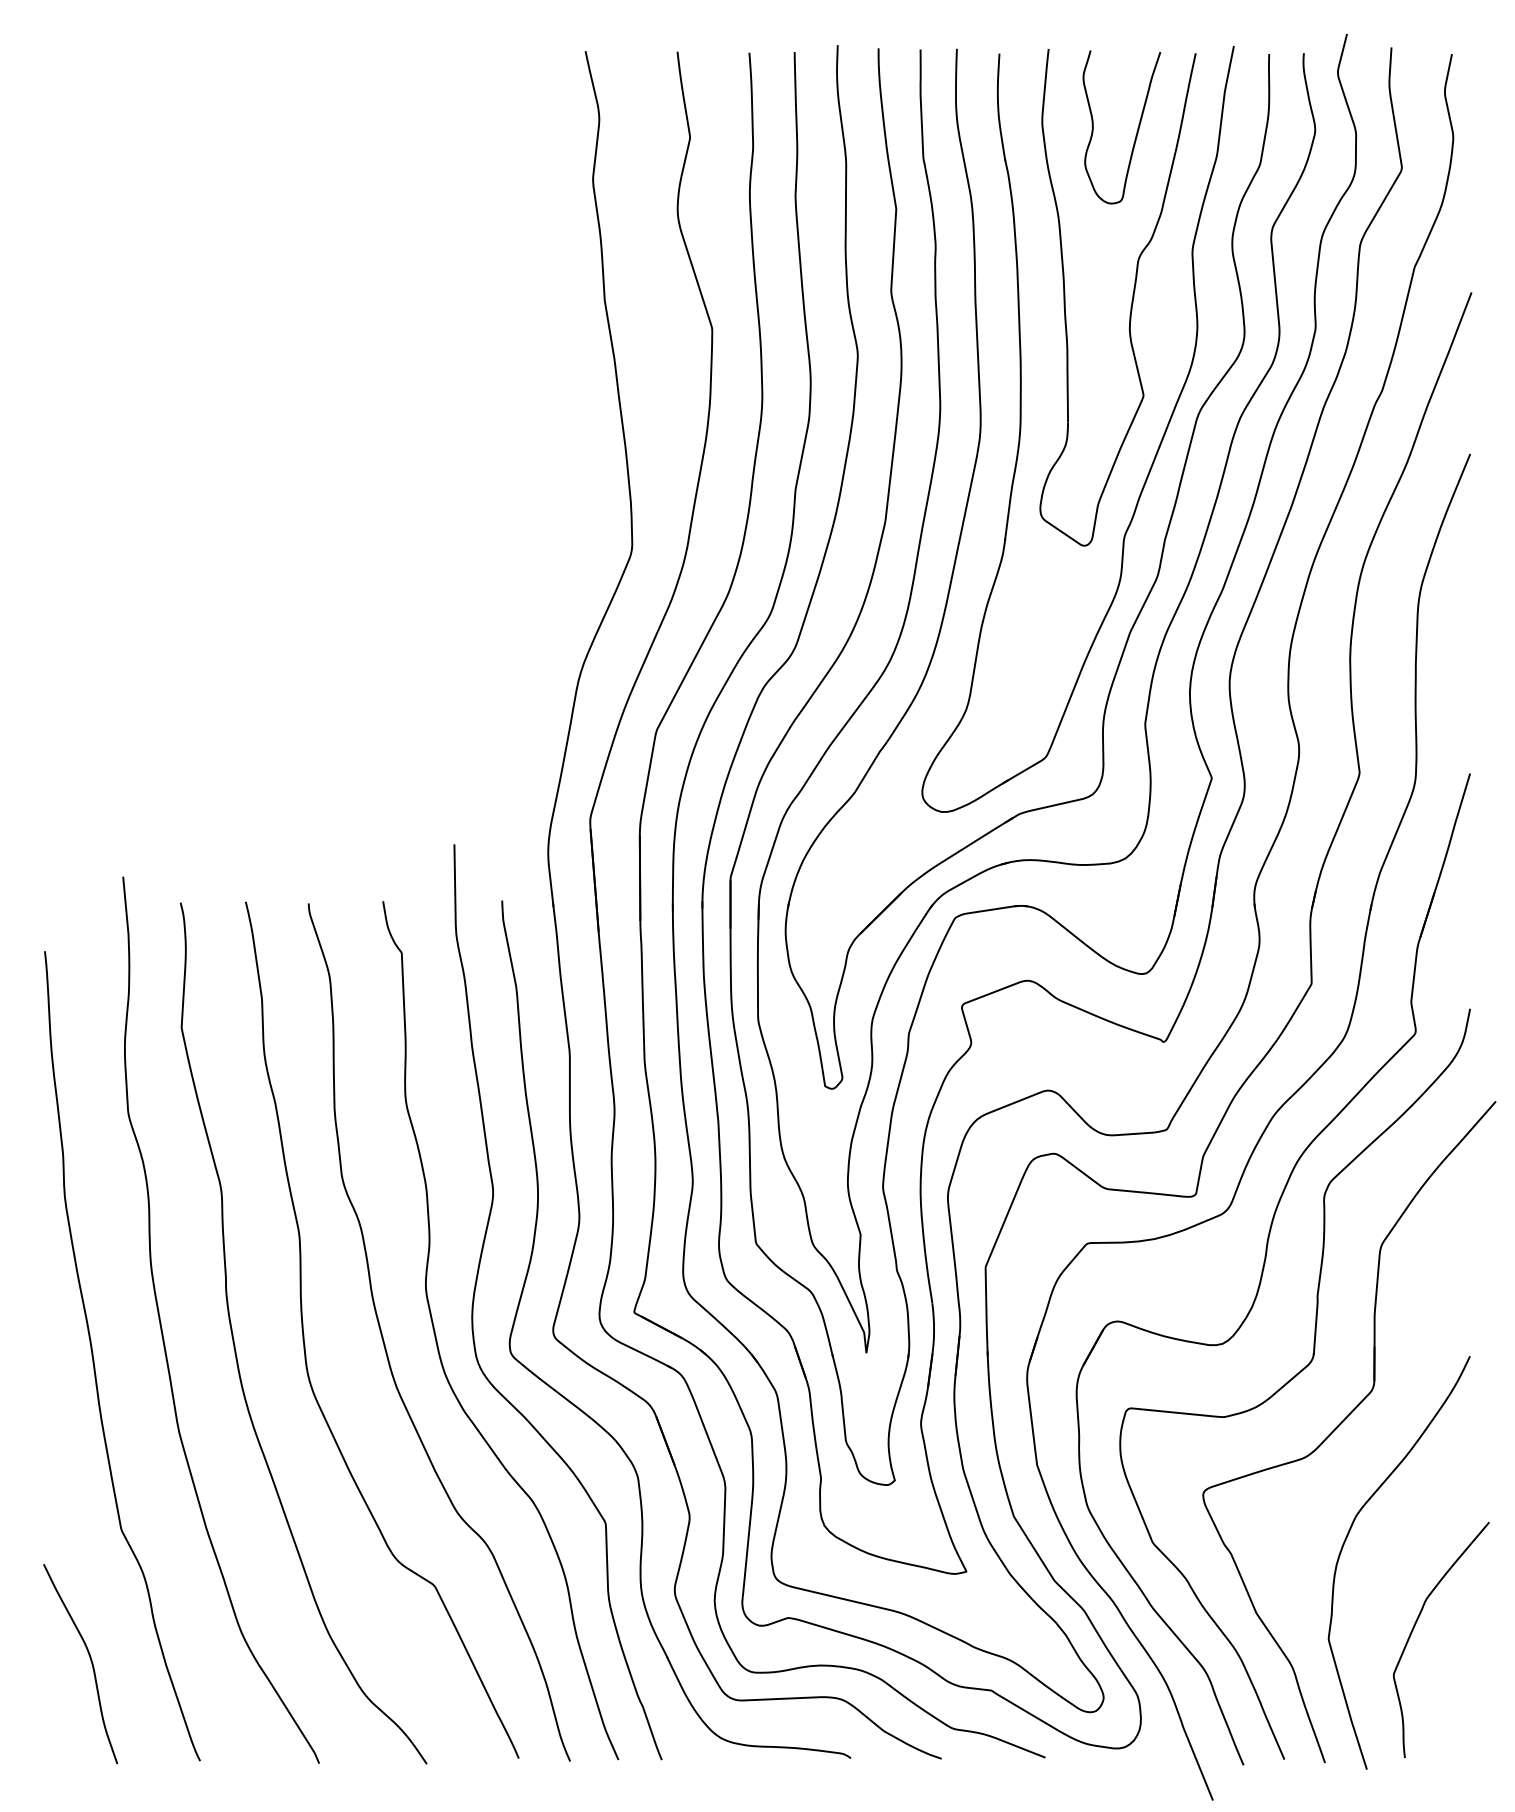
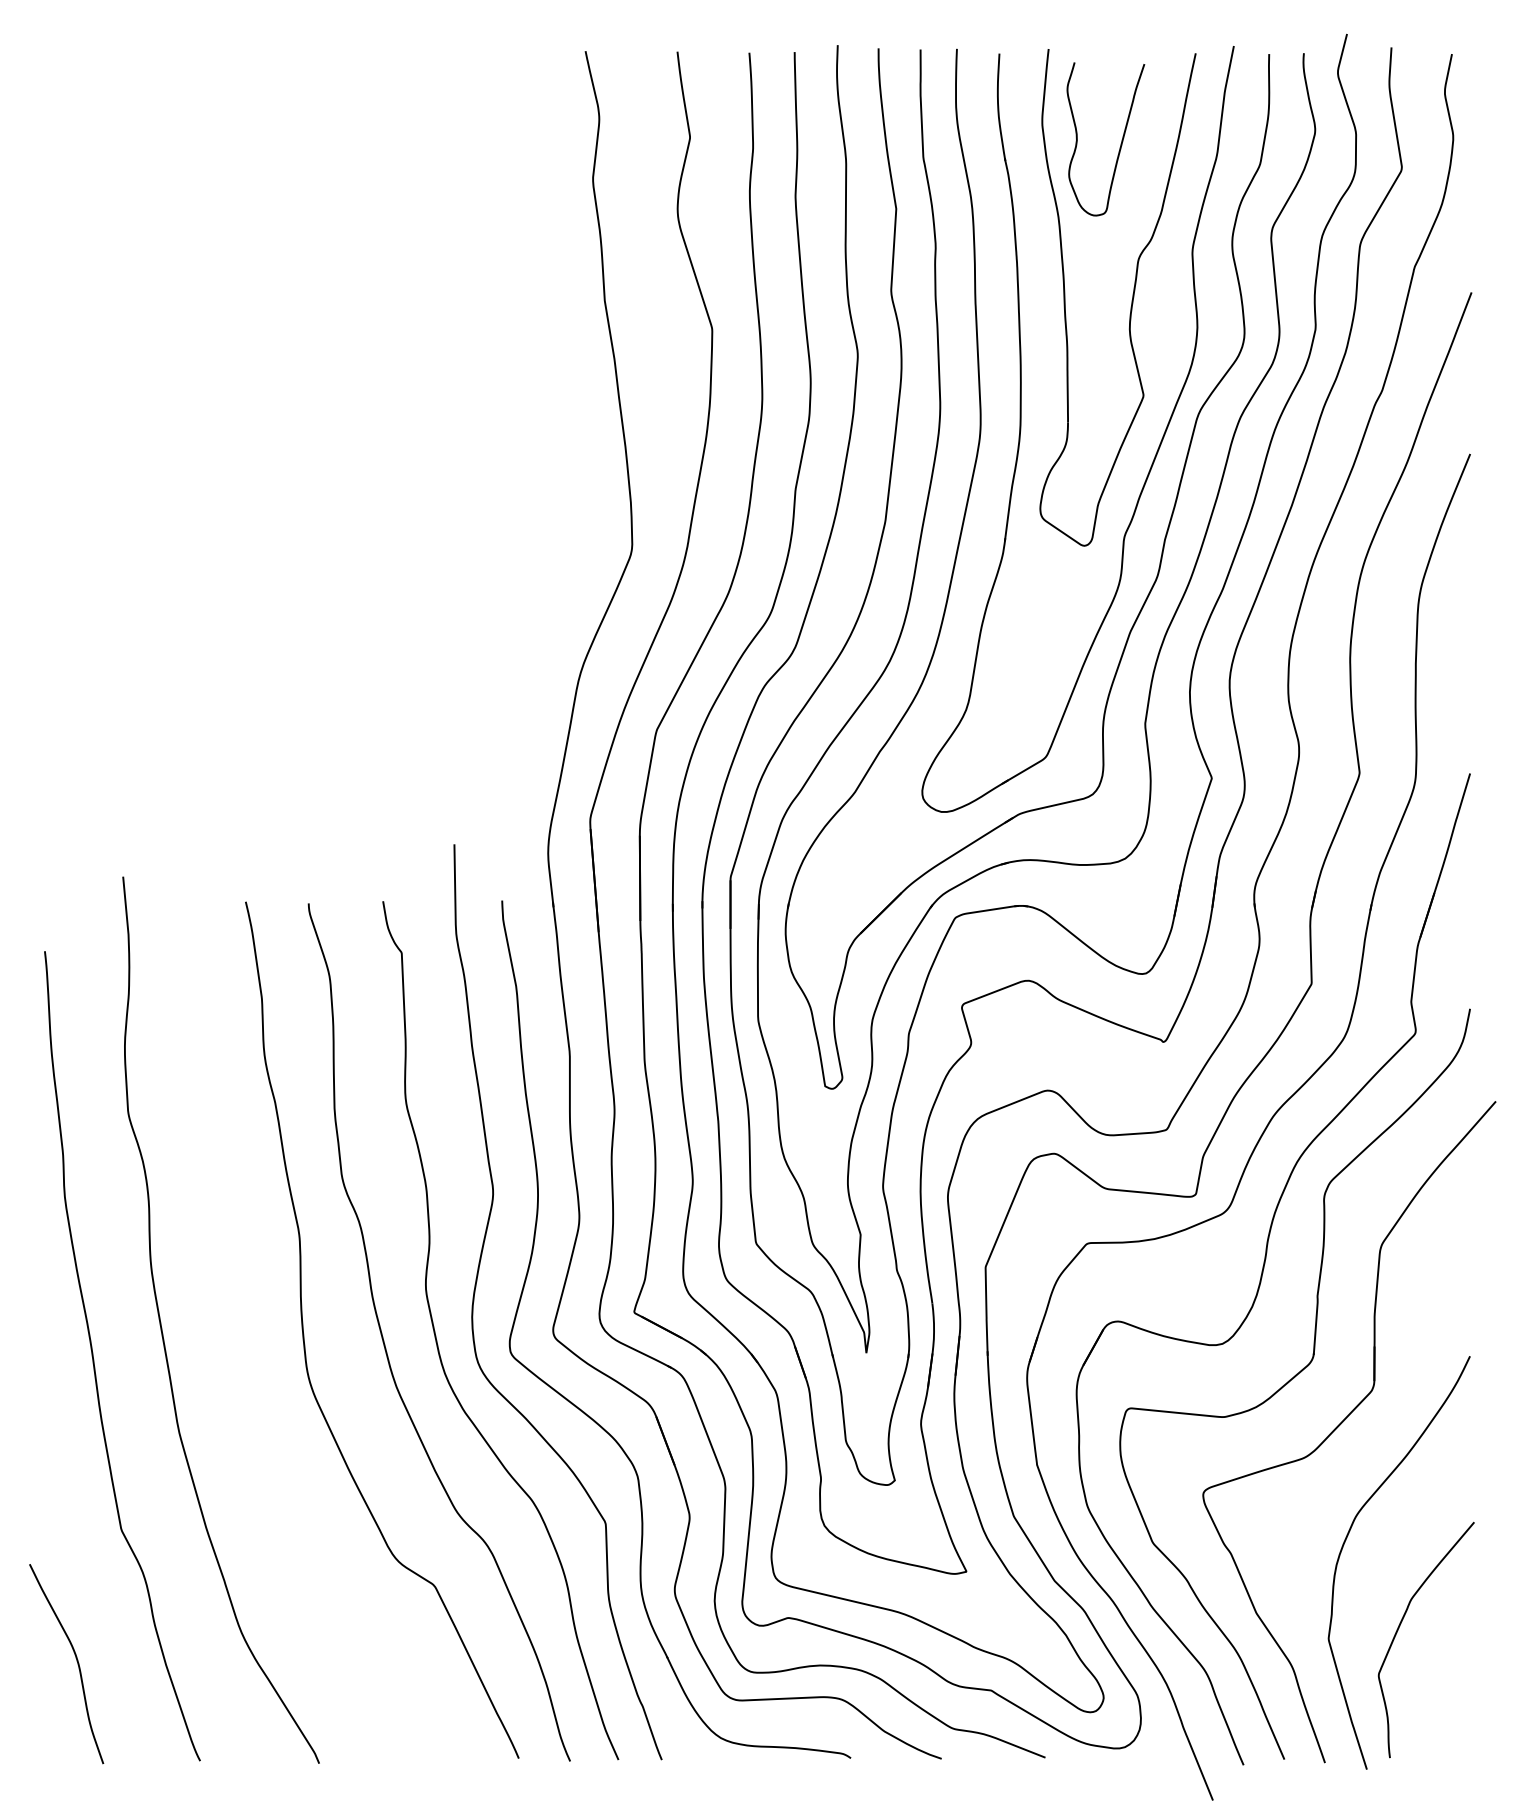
curve position: (1136, 131) -> (1120, 143) (1120, 143)
curve: present -> none (235, 1345)
curve position: (1415, 1626) -> (1400, 1626) (1400, 1626)
curve position: (90, 1661) -> (76, 1661) (76, 1661)
